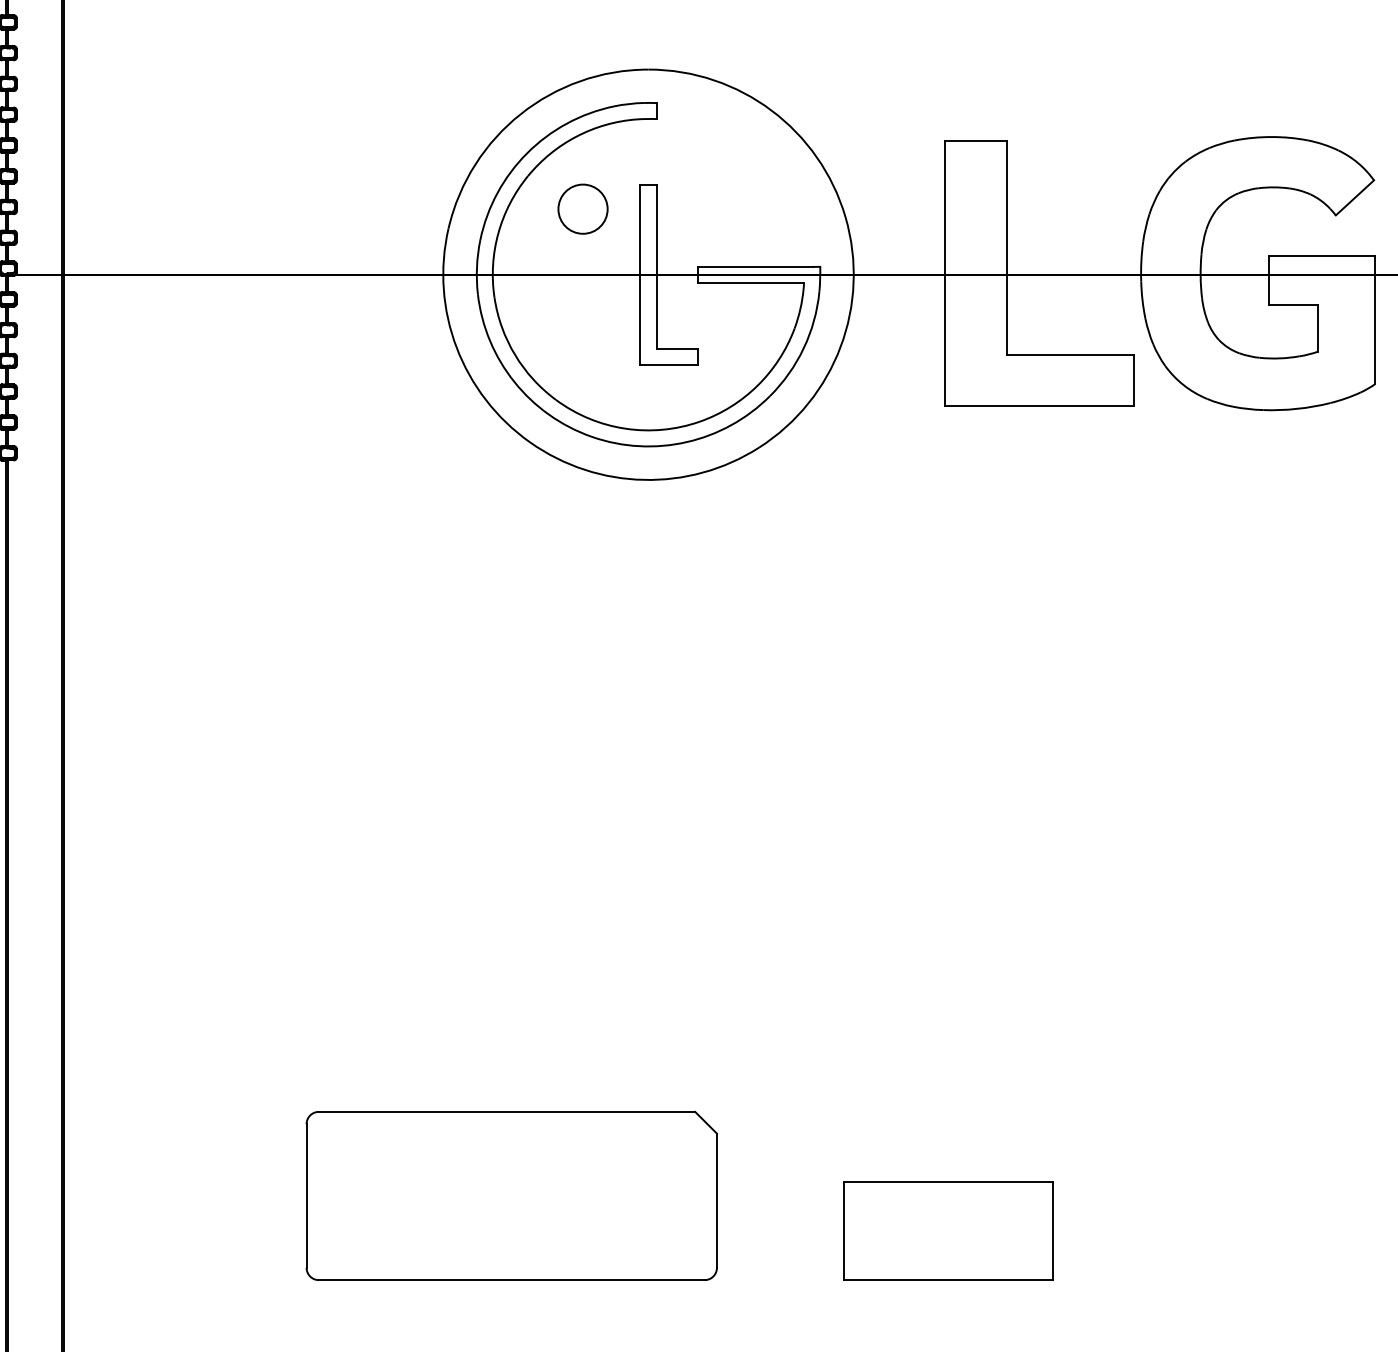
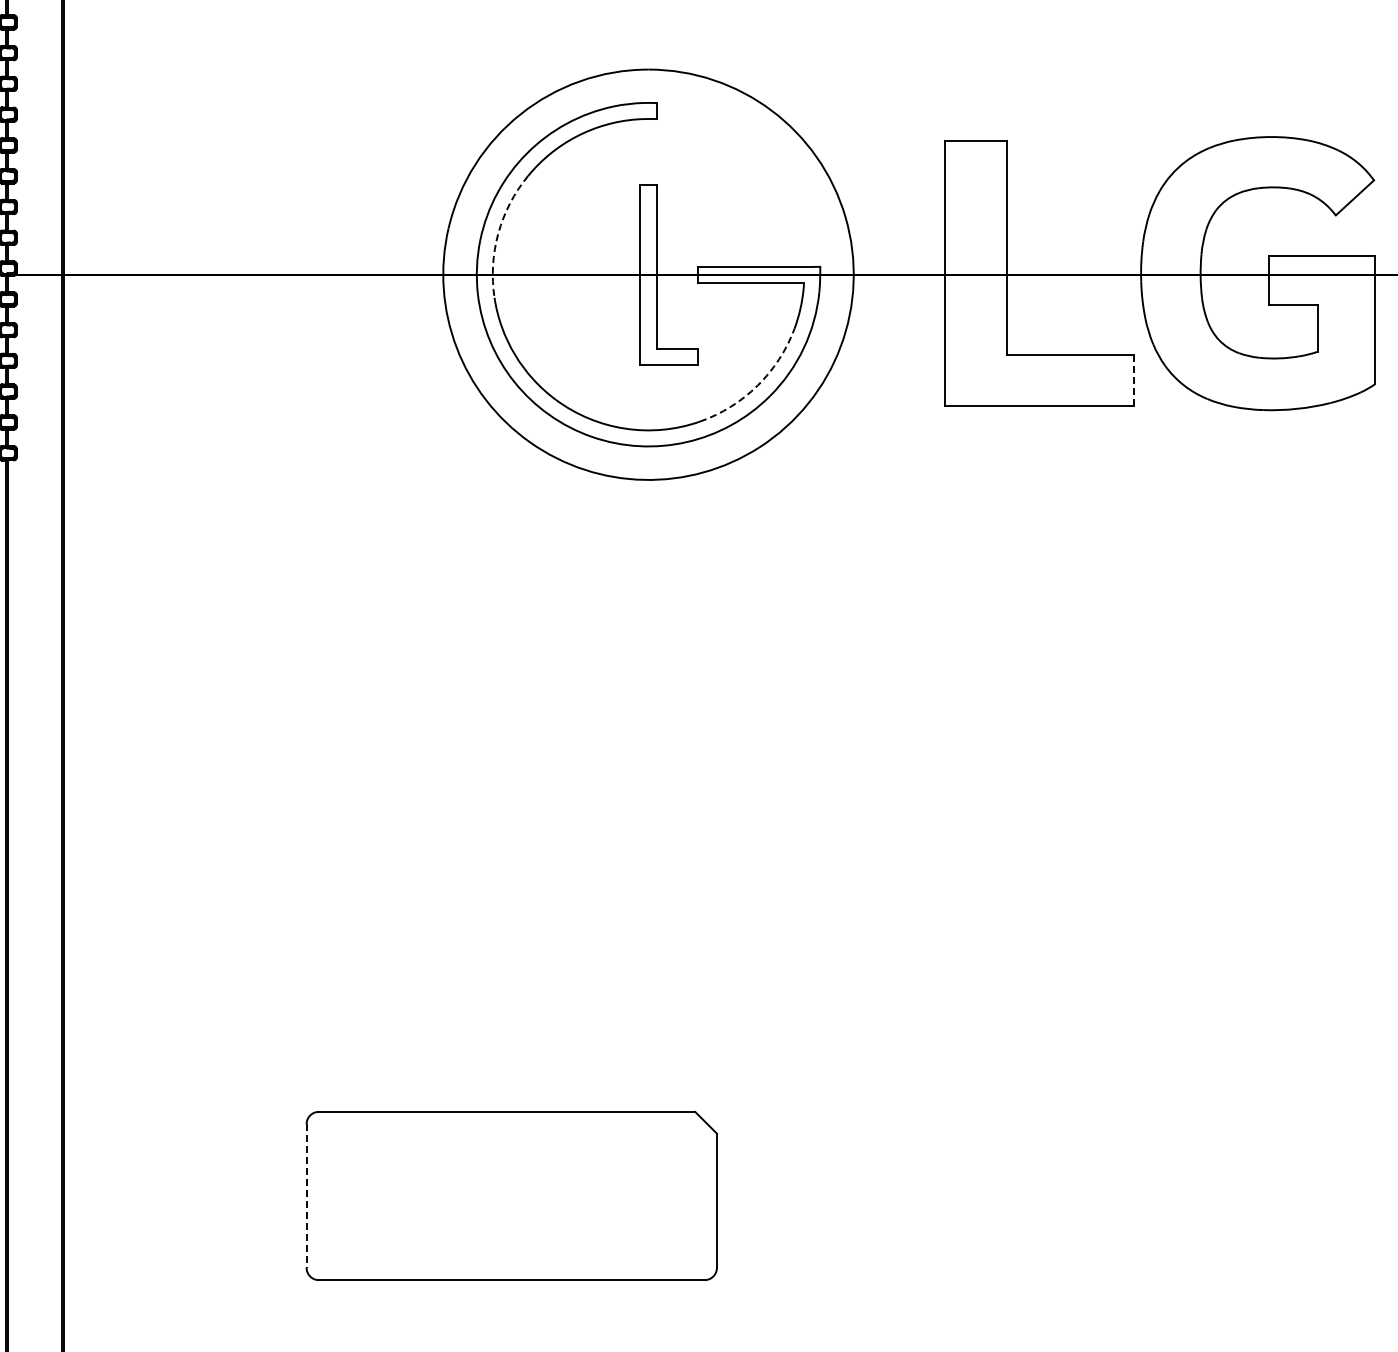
circle: present -> none (582, 208)
arc: solid -> dashed (498, 233)
line: solid -> dashed (1133, 380)
arc: solid -> dashed (757, 385)
line: solid -> dashed (306, 1196)
part: present -> none (948, 1230)
